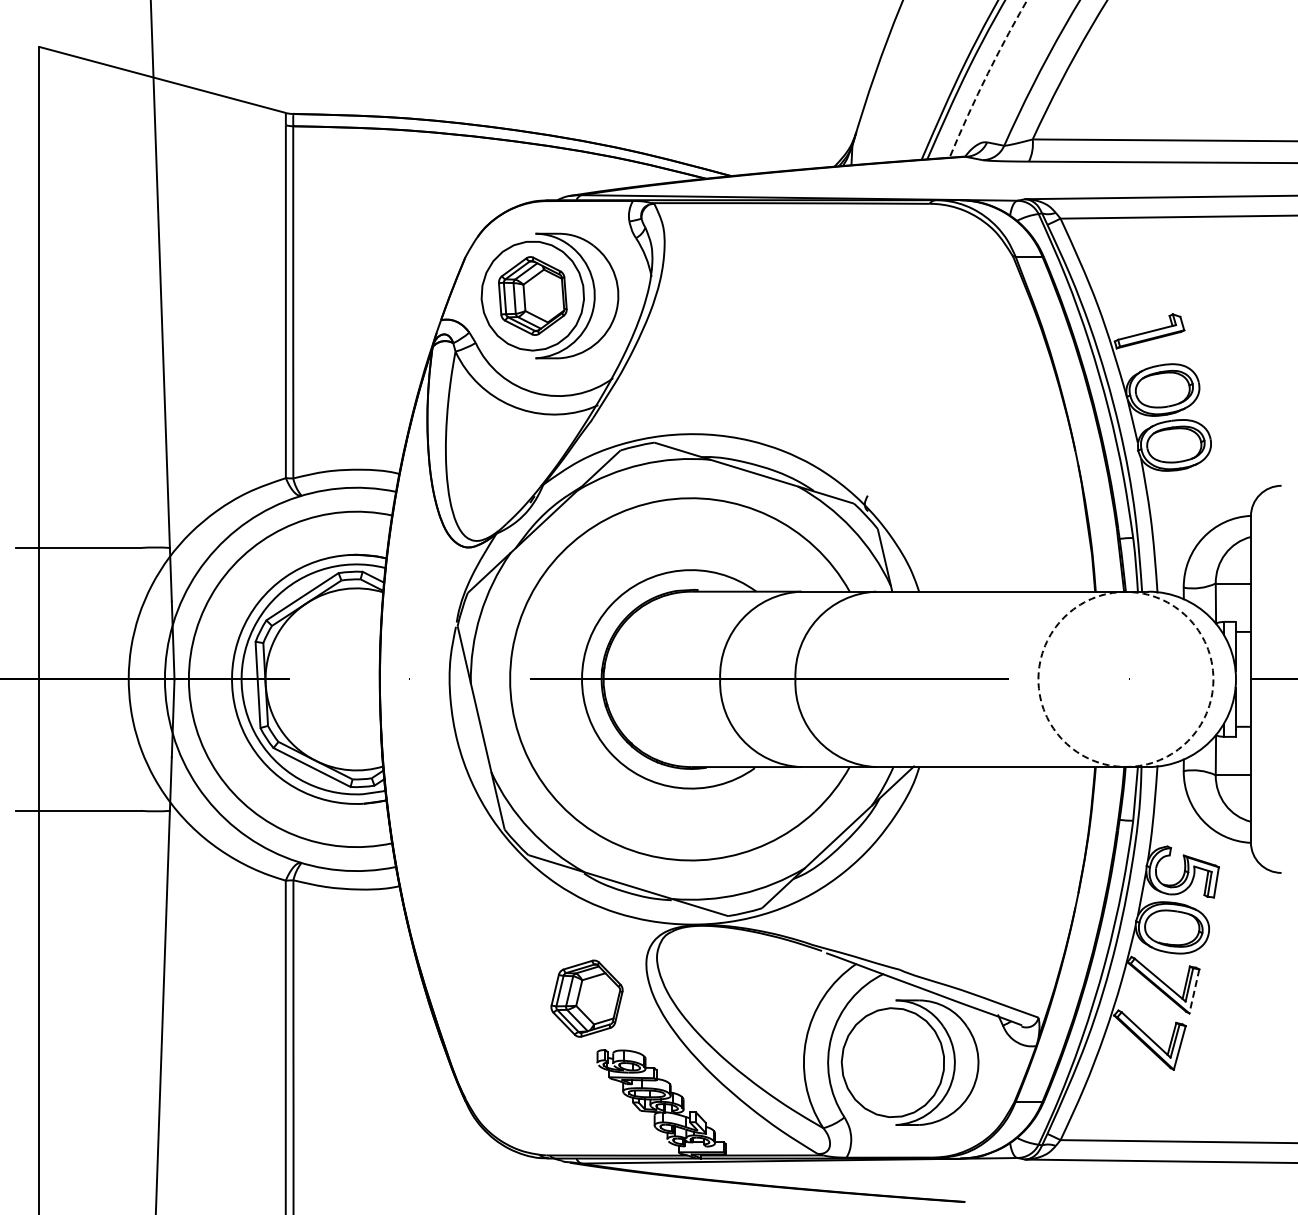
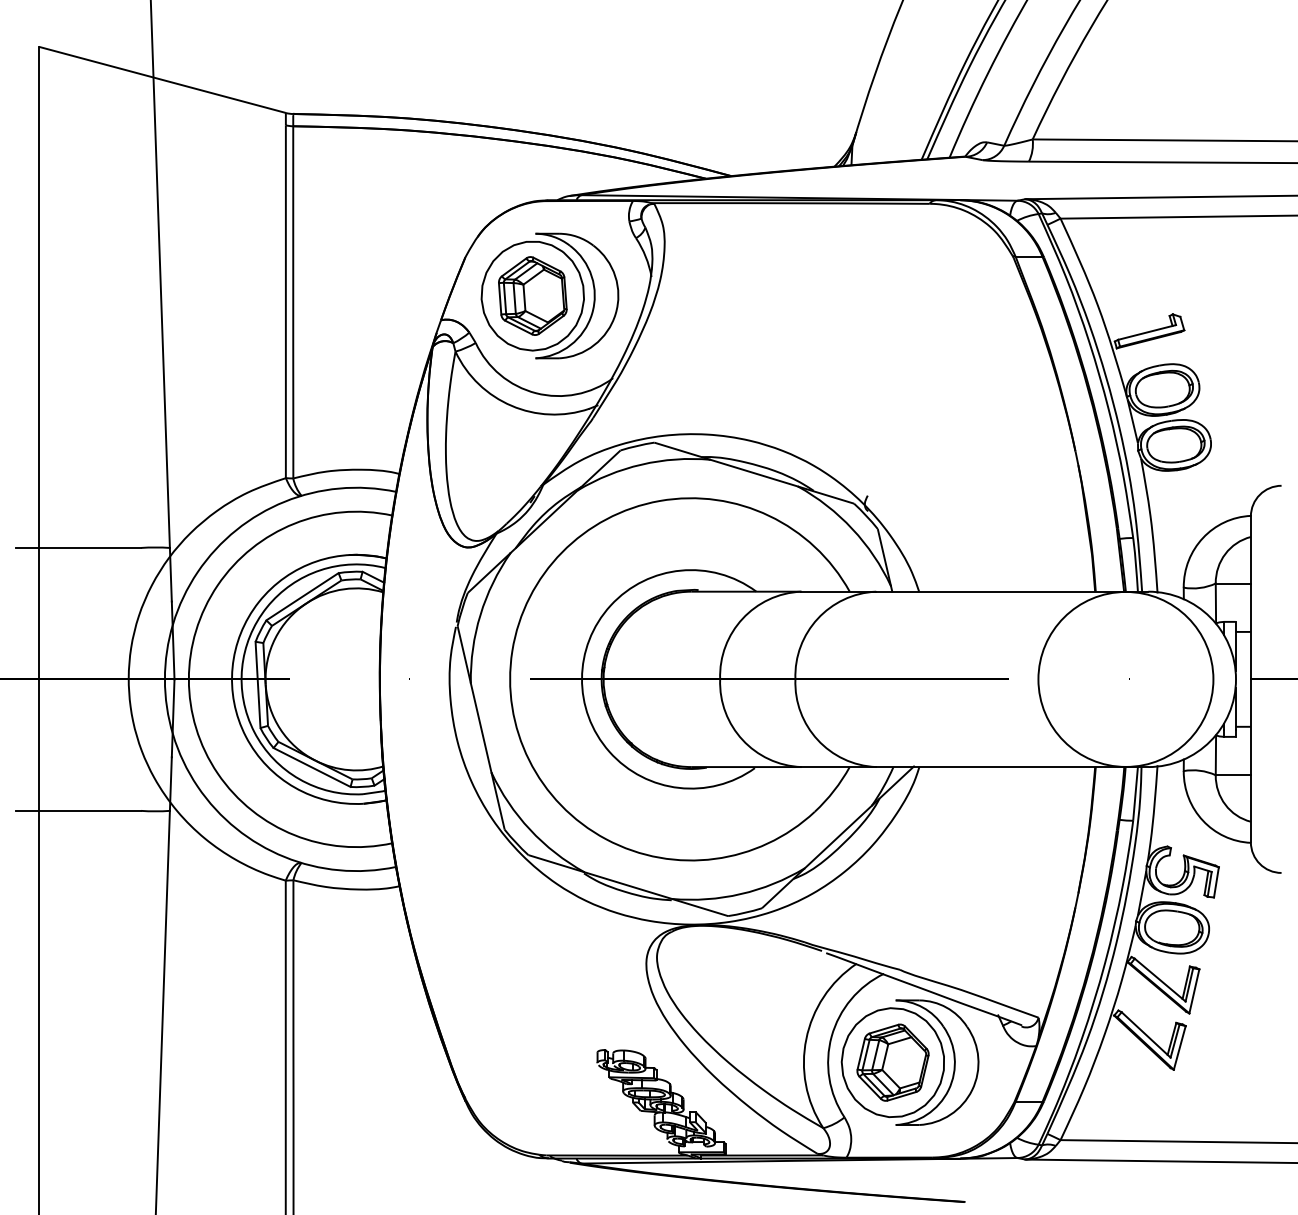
arc: dashed -> solid (985, 78)
circle: dashed -> solid (1125, 678)
line: dashed -> solid (1194, 991)
part position: (586, 998) -> (892, 1062) (892, 1062)
